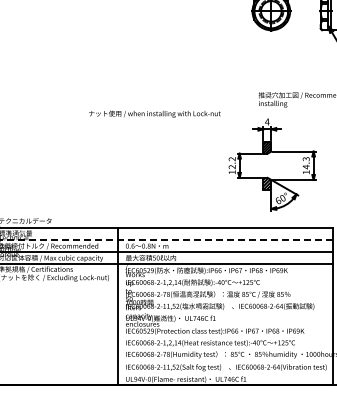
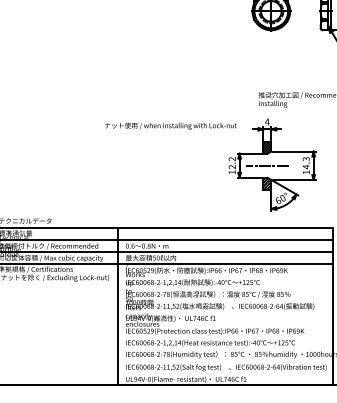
text position: (154, 113) -> (170, 125) (170, 125)
line: none -> present (266, 165)
line: dashed -> solid (166, 239)
